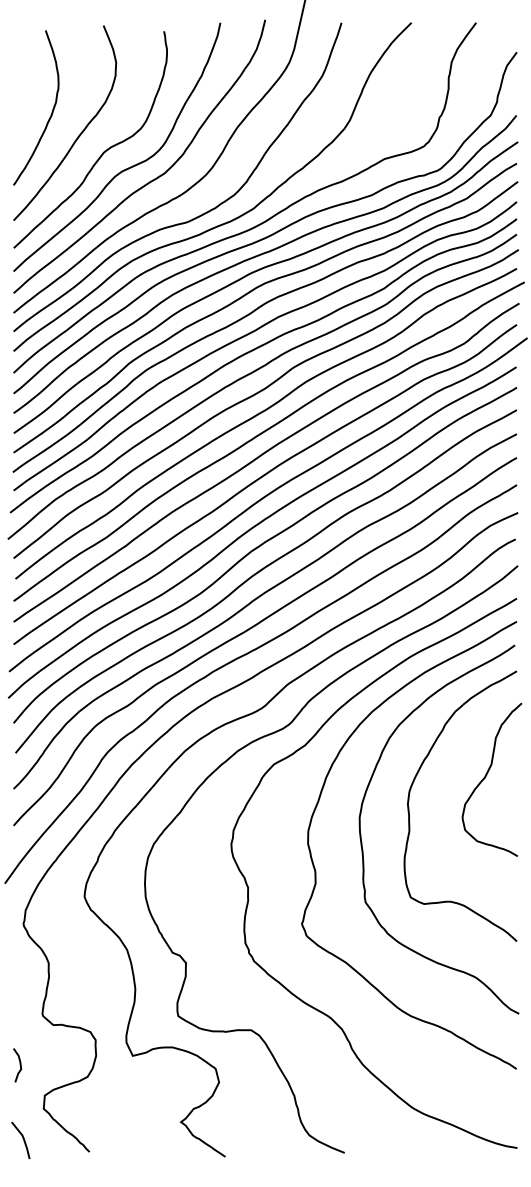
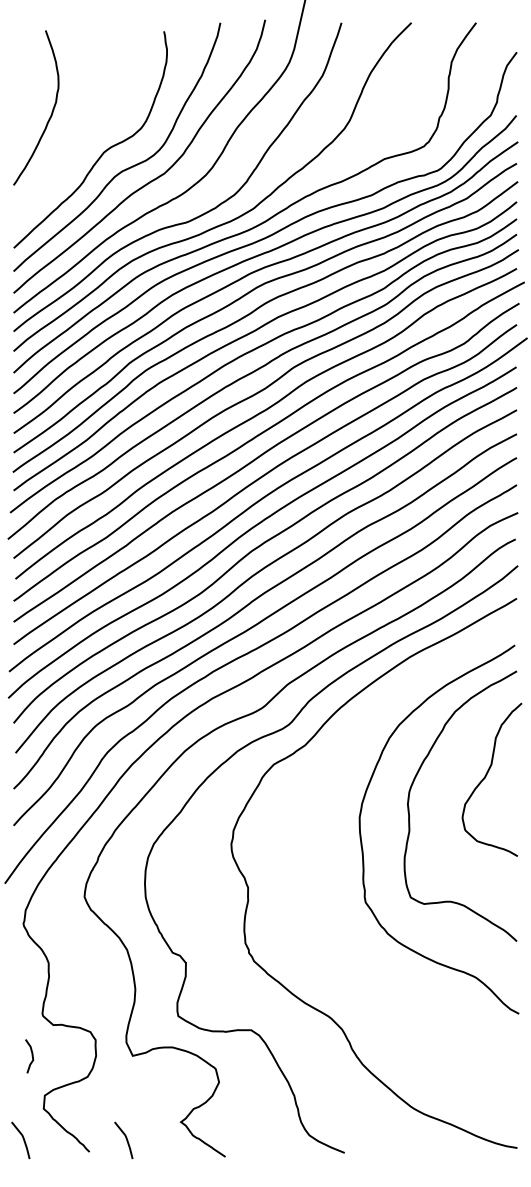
curve: present -> none (80, 132)
curve: present -> none (316, 870)
curve position: (19, 1065) -> (31, 1056) (31, 1056)
line: none -> present (125, 1138)
